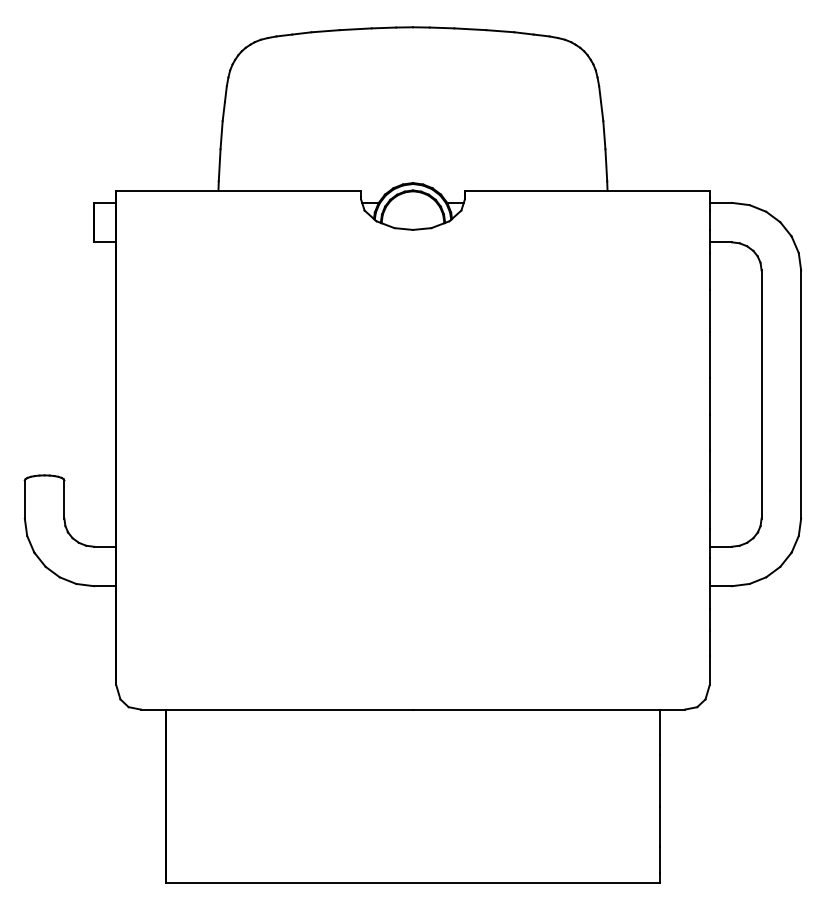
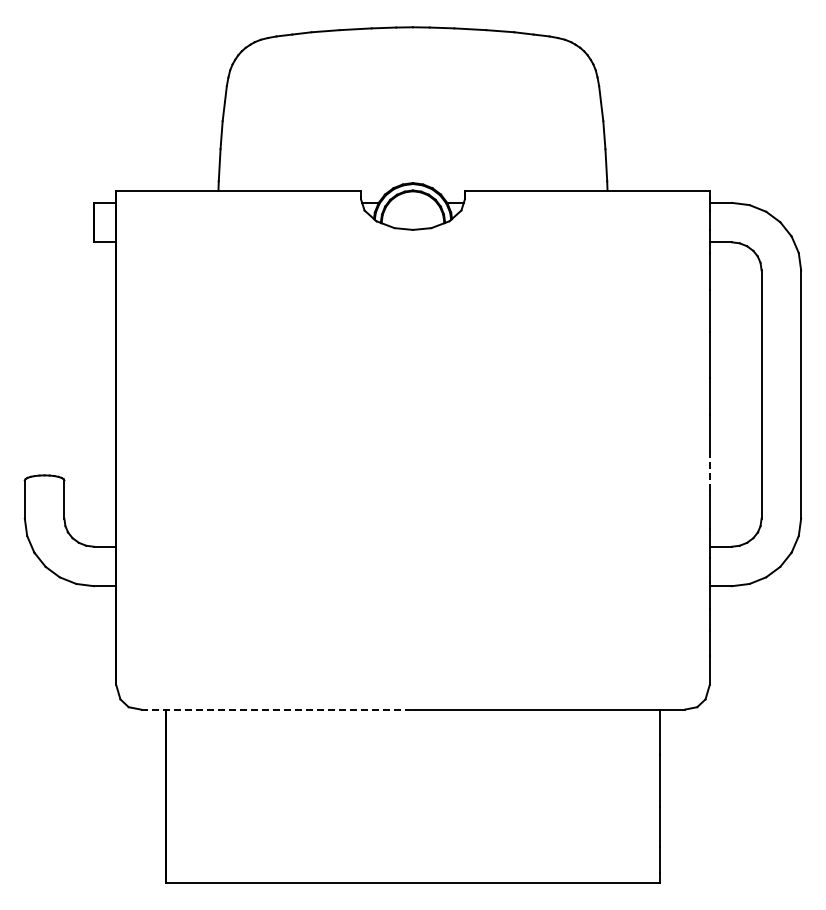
line: solid -> dashed (709, 471)
line: solid -> dashed (277, 709)
